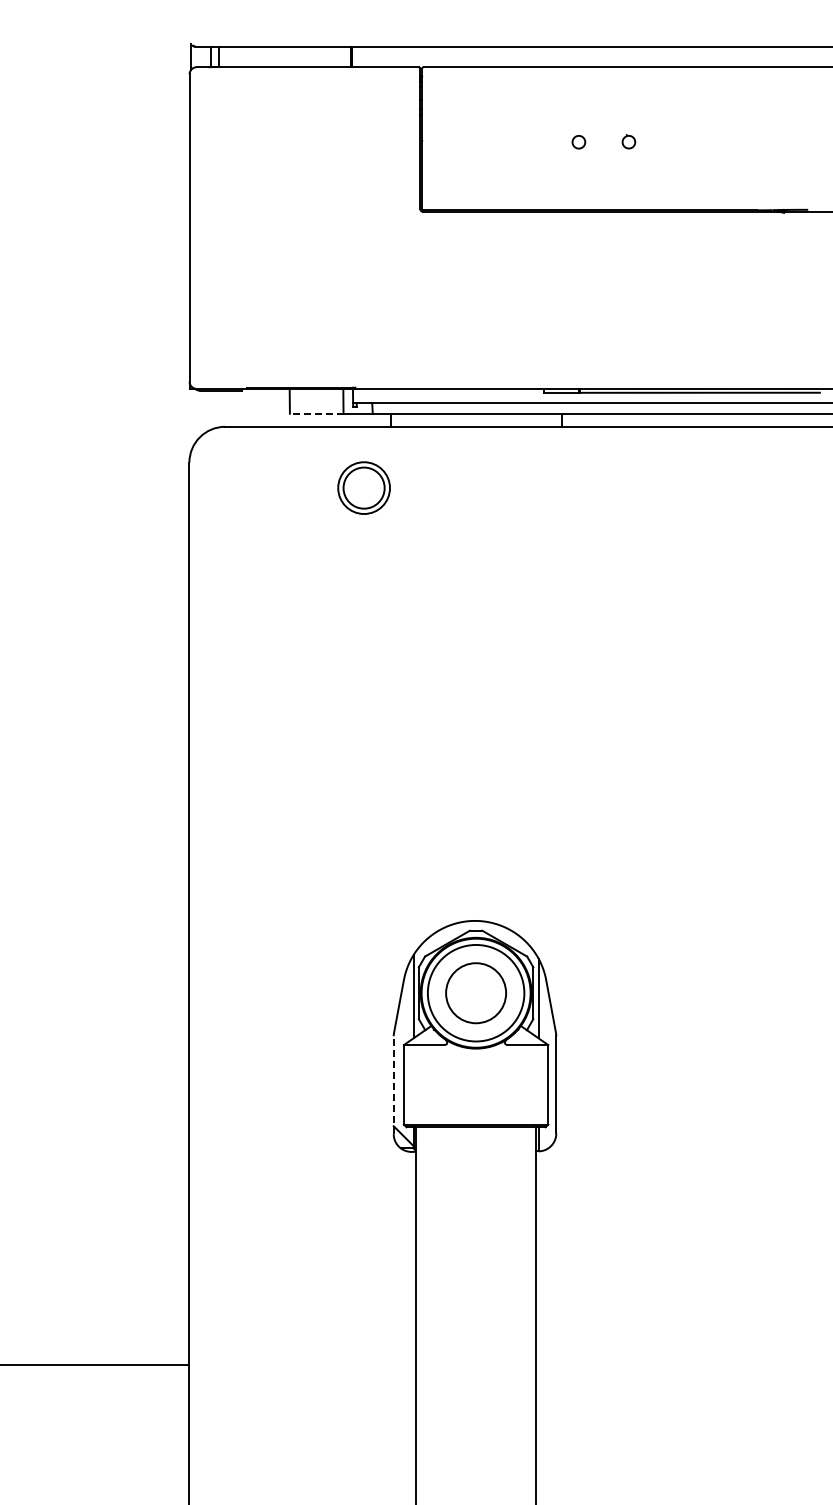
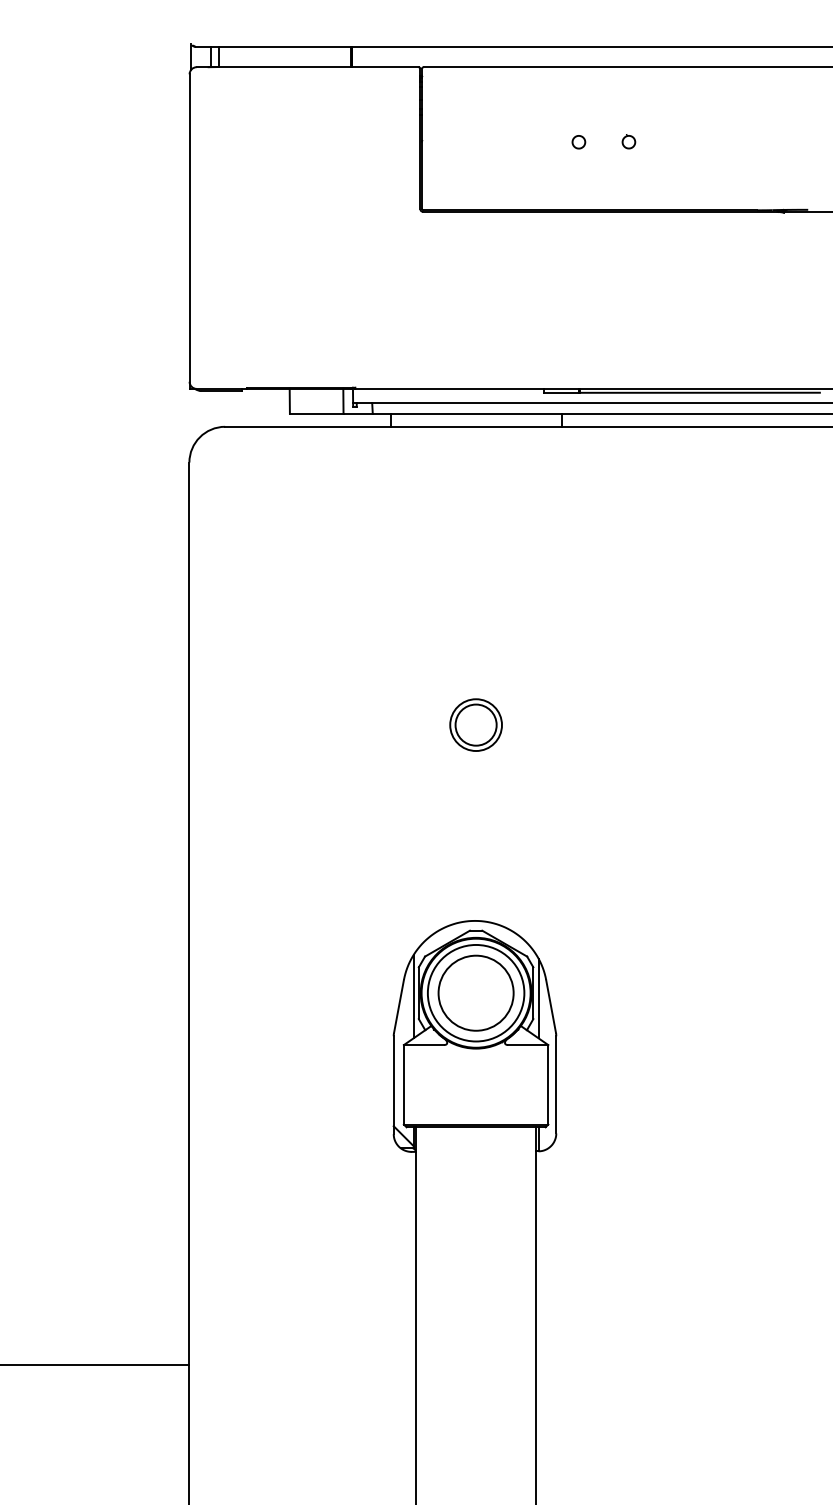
line: dashed -> solid (316, 413)
part position: (363, 487) -> (475, 724) (475, 724)
circle diameter: 60 px -> 75 px (475, 992)
line: dashed -> solid (393, 1085)
